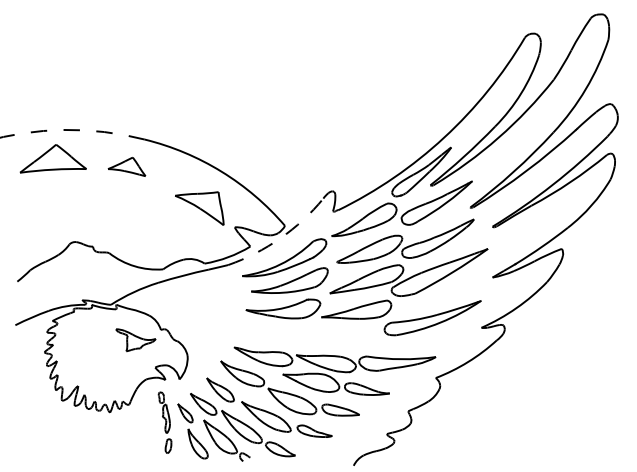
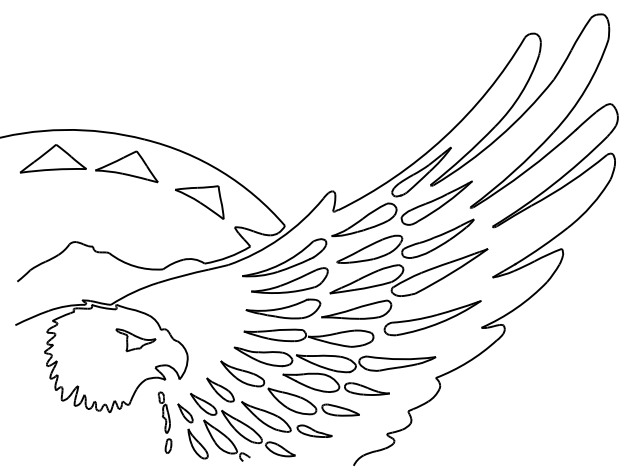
arc: dashed -> solid (71, 130)
part size: 40x21 px -> 64x34 px (126, 166)
part position: (199, 208) -> (199, 202) (199, 202)
arc: dashed -> solid (280, 238)
part: none -> present (308, 337)
